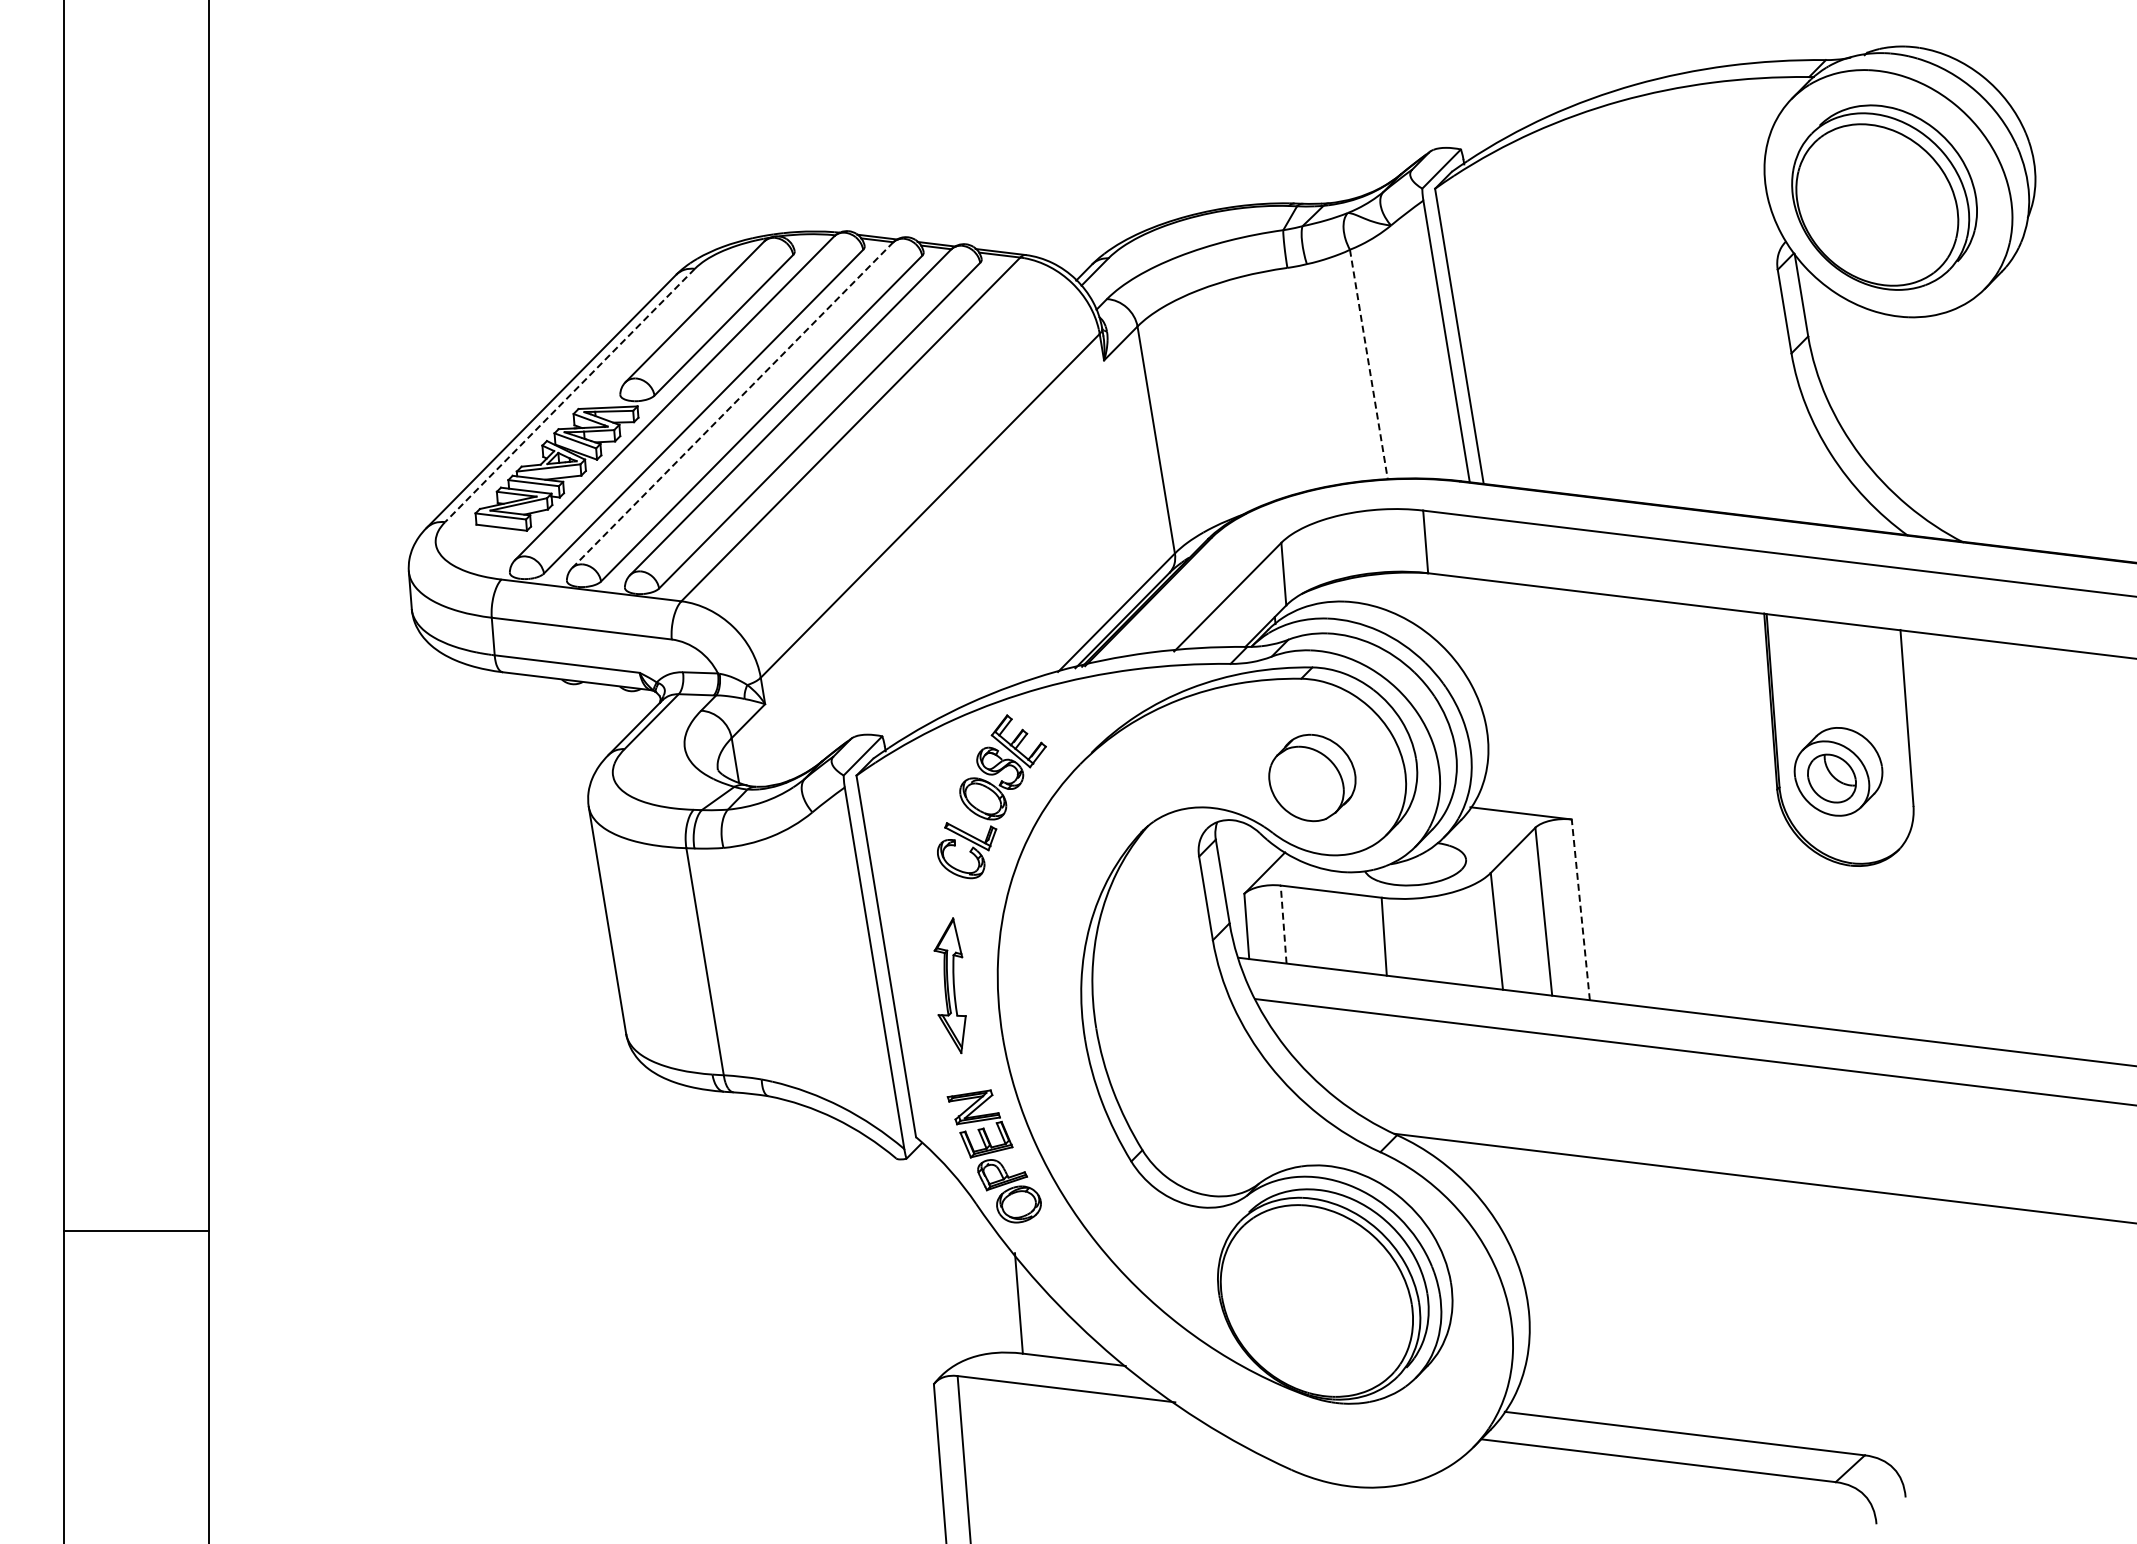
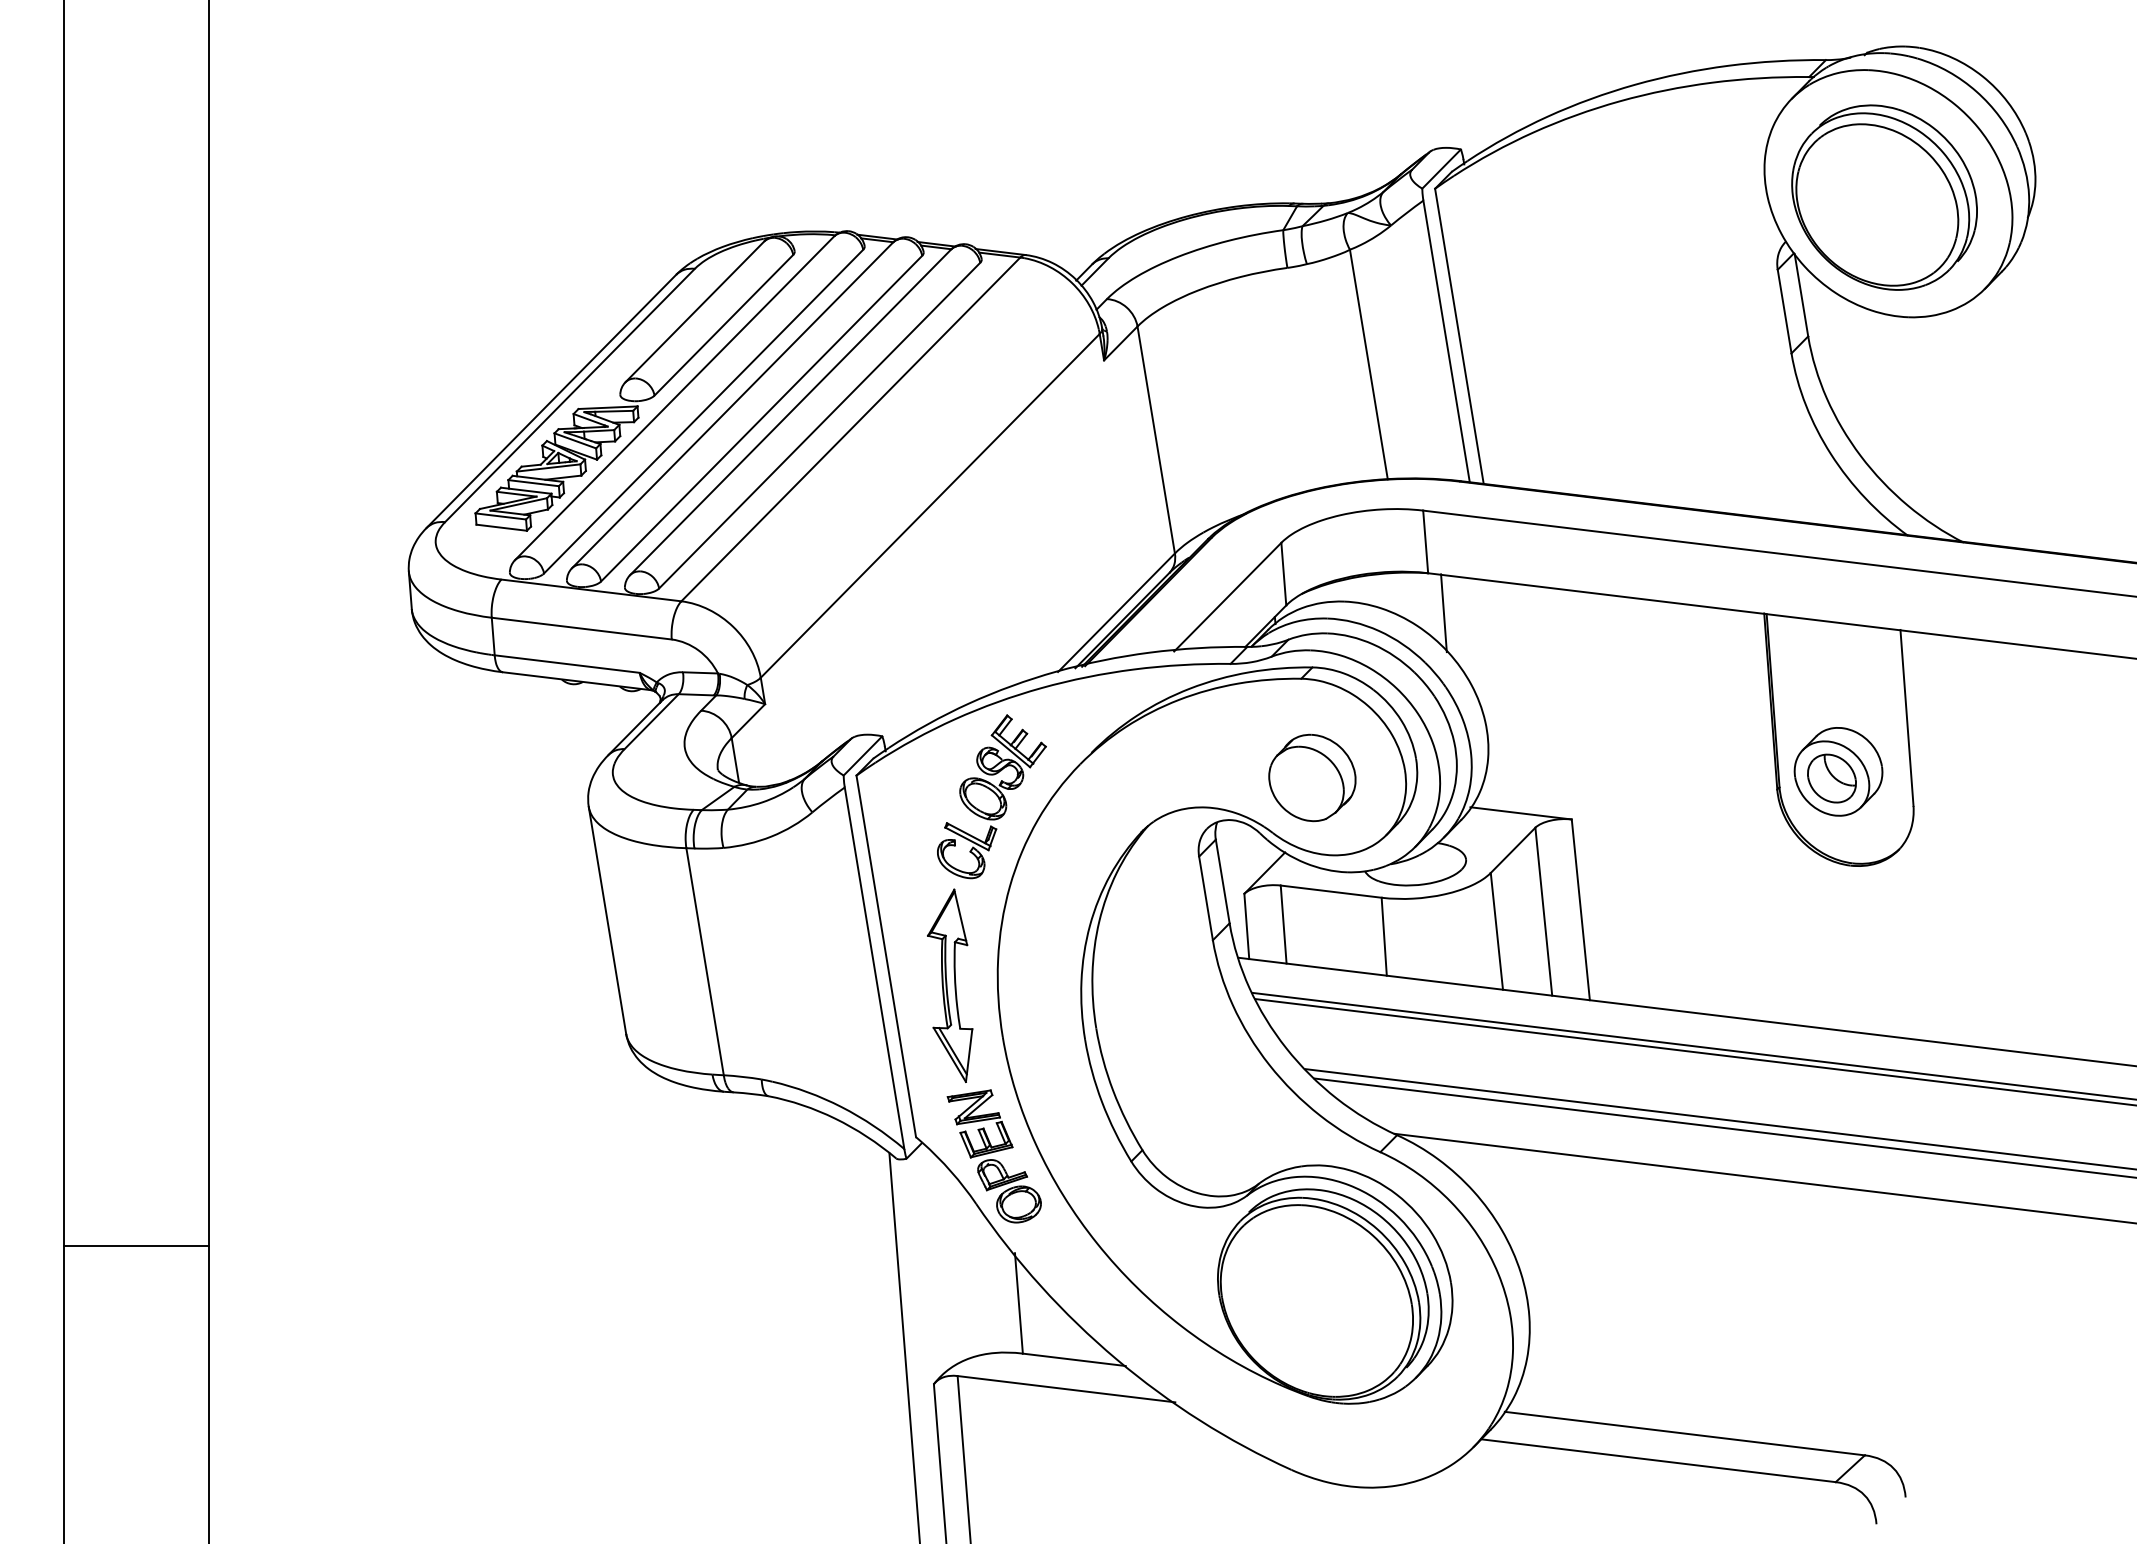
line: dashed -> solid (1368, 365)
line: dashed -> solid (569, 395)
line: dashed -> solid (732, 405)
line: none -> present (1443, 613)
line: dashed -> solid (1580, 909)
line: dashed -> solid (1283, 924)
part size: 34x138 px -> 47x195 px (950, 985)
line: none -> present (1692, 1045)
line: none -> present (1719, 1119)
line: none -> present (1723, 1127)
line position: (136, 1231) -> (136, 1246) (136, 1246)
line: none -> present (904, 1346)
